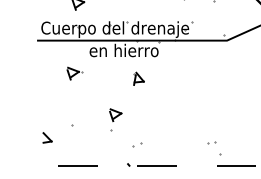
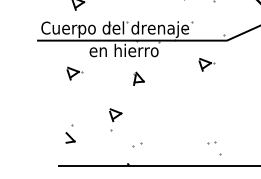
part: none -> present (206, 64)
part position: (47, 137) -> (70, 137) (70, 137)
line: dashed -> solid (159, 165)
